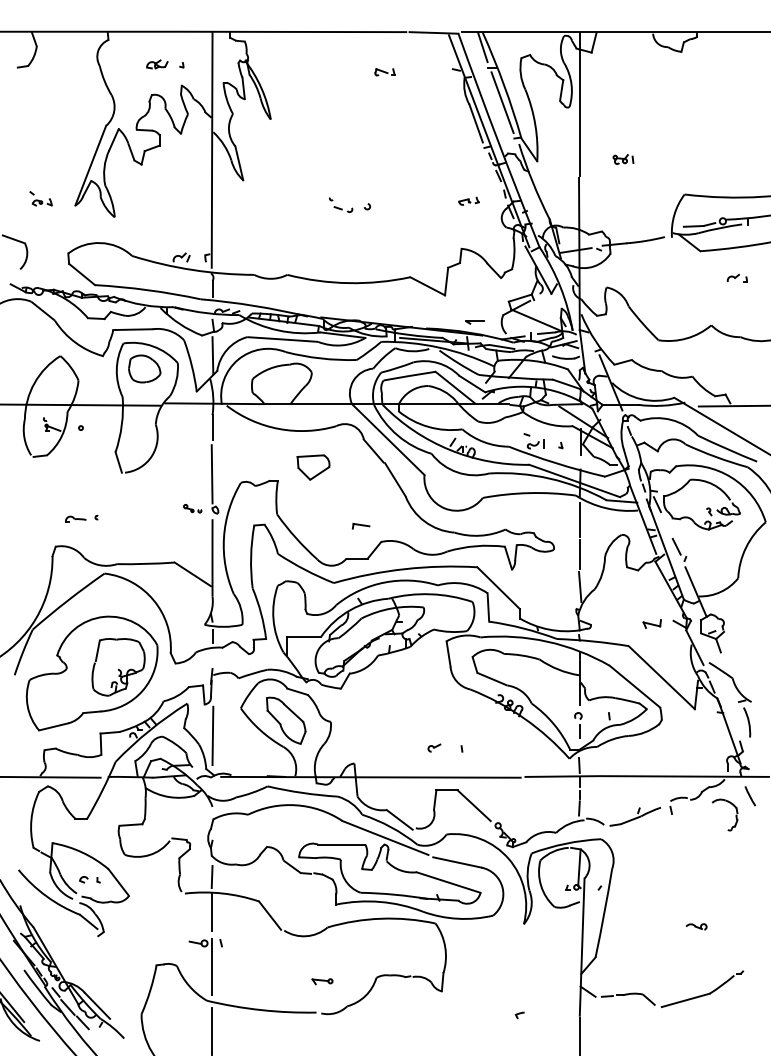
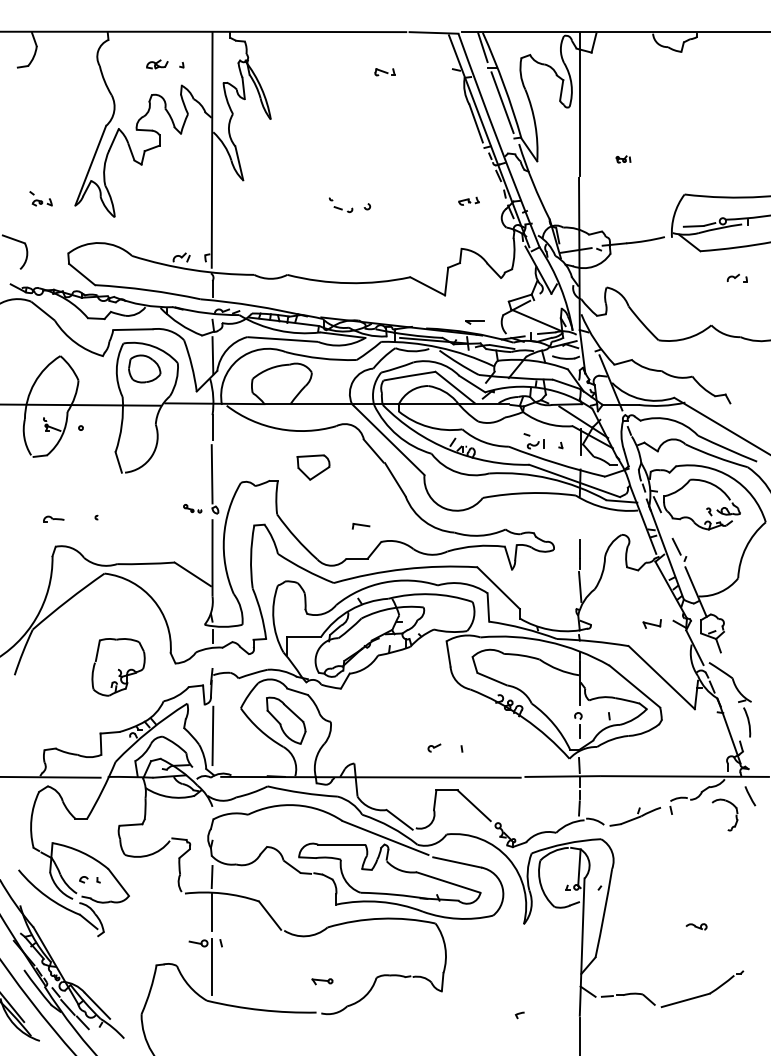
part size: 23x11 px -> 17x9 px (623, 159)
line: present -> none (732, 405)
part position: (75, 518) -> (53, 518) (53, 518)
line: present -> none (579, 519)
part: present -> none (91, 673)
line: present -> none (211, 1029)
